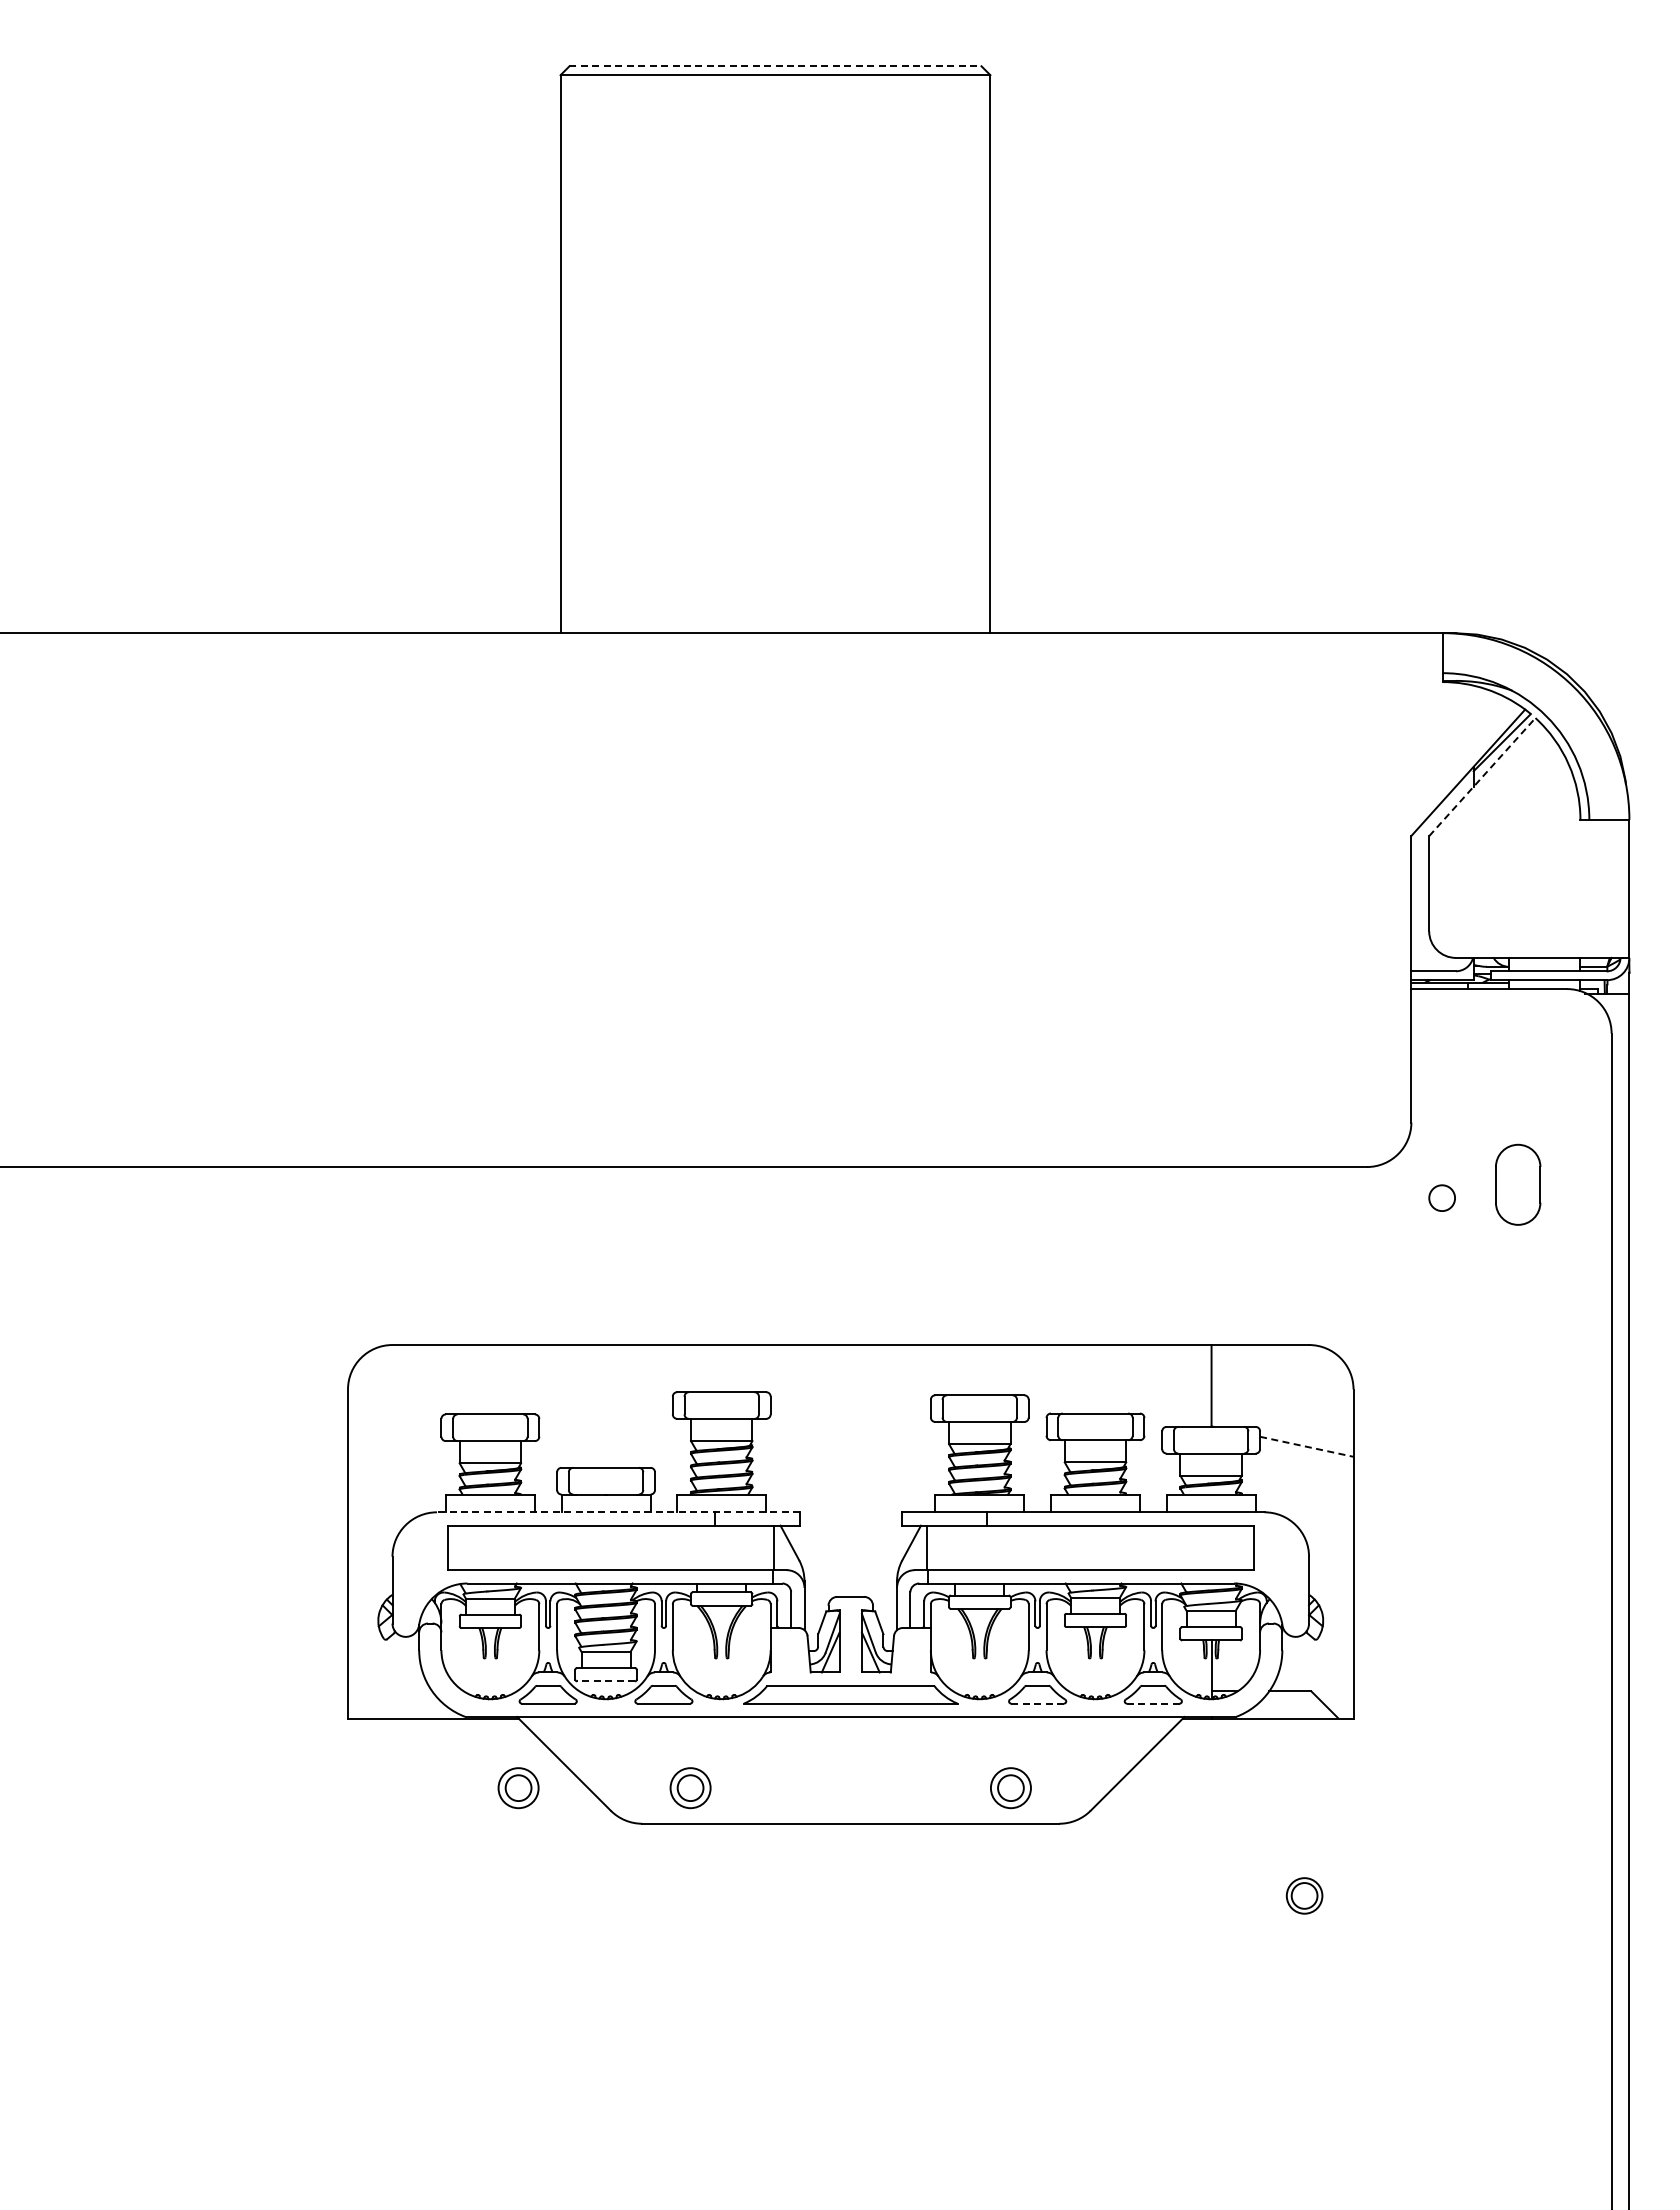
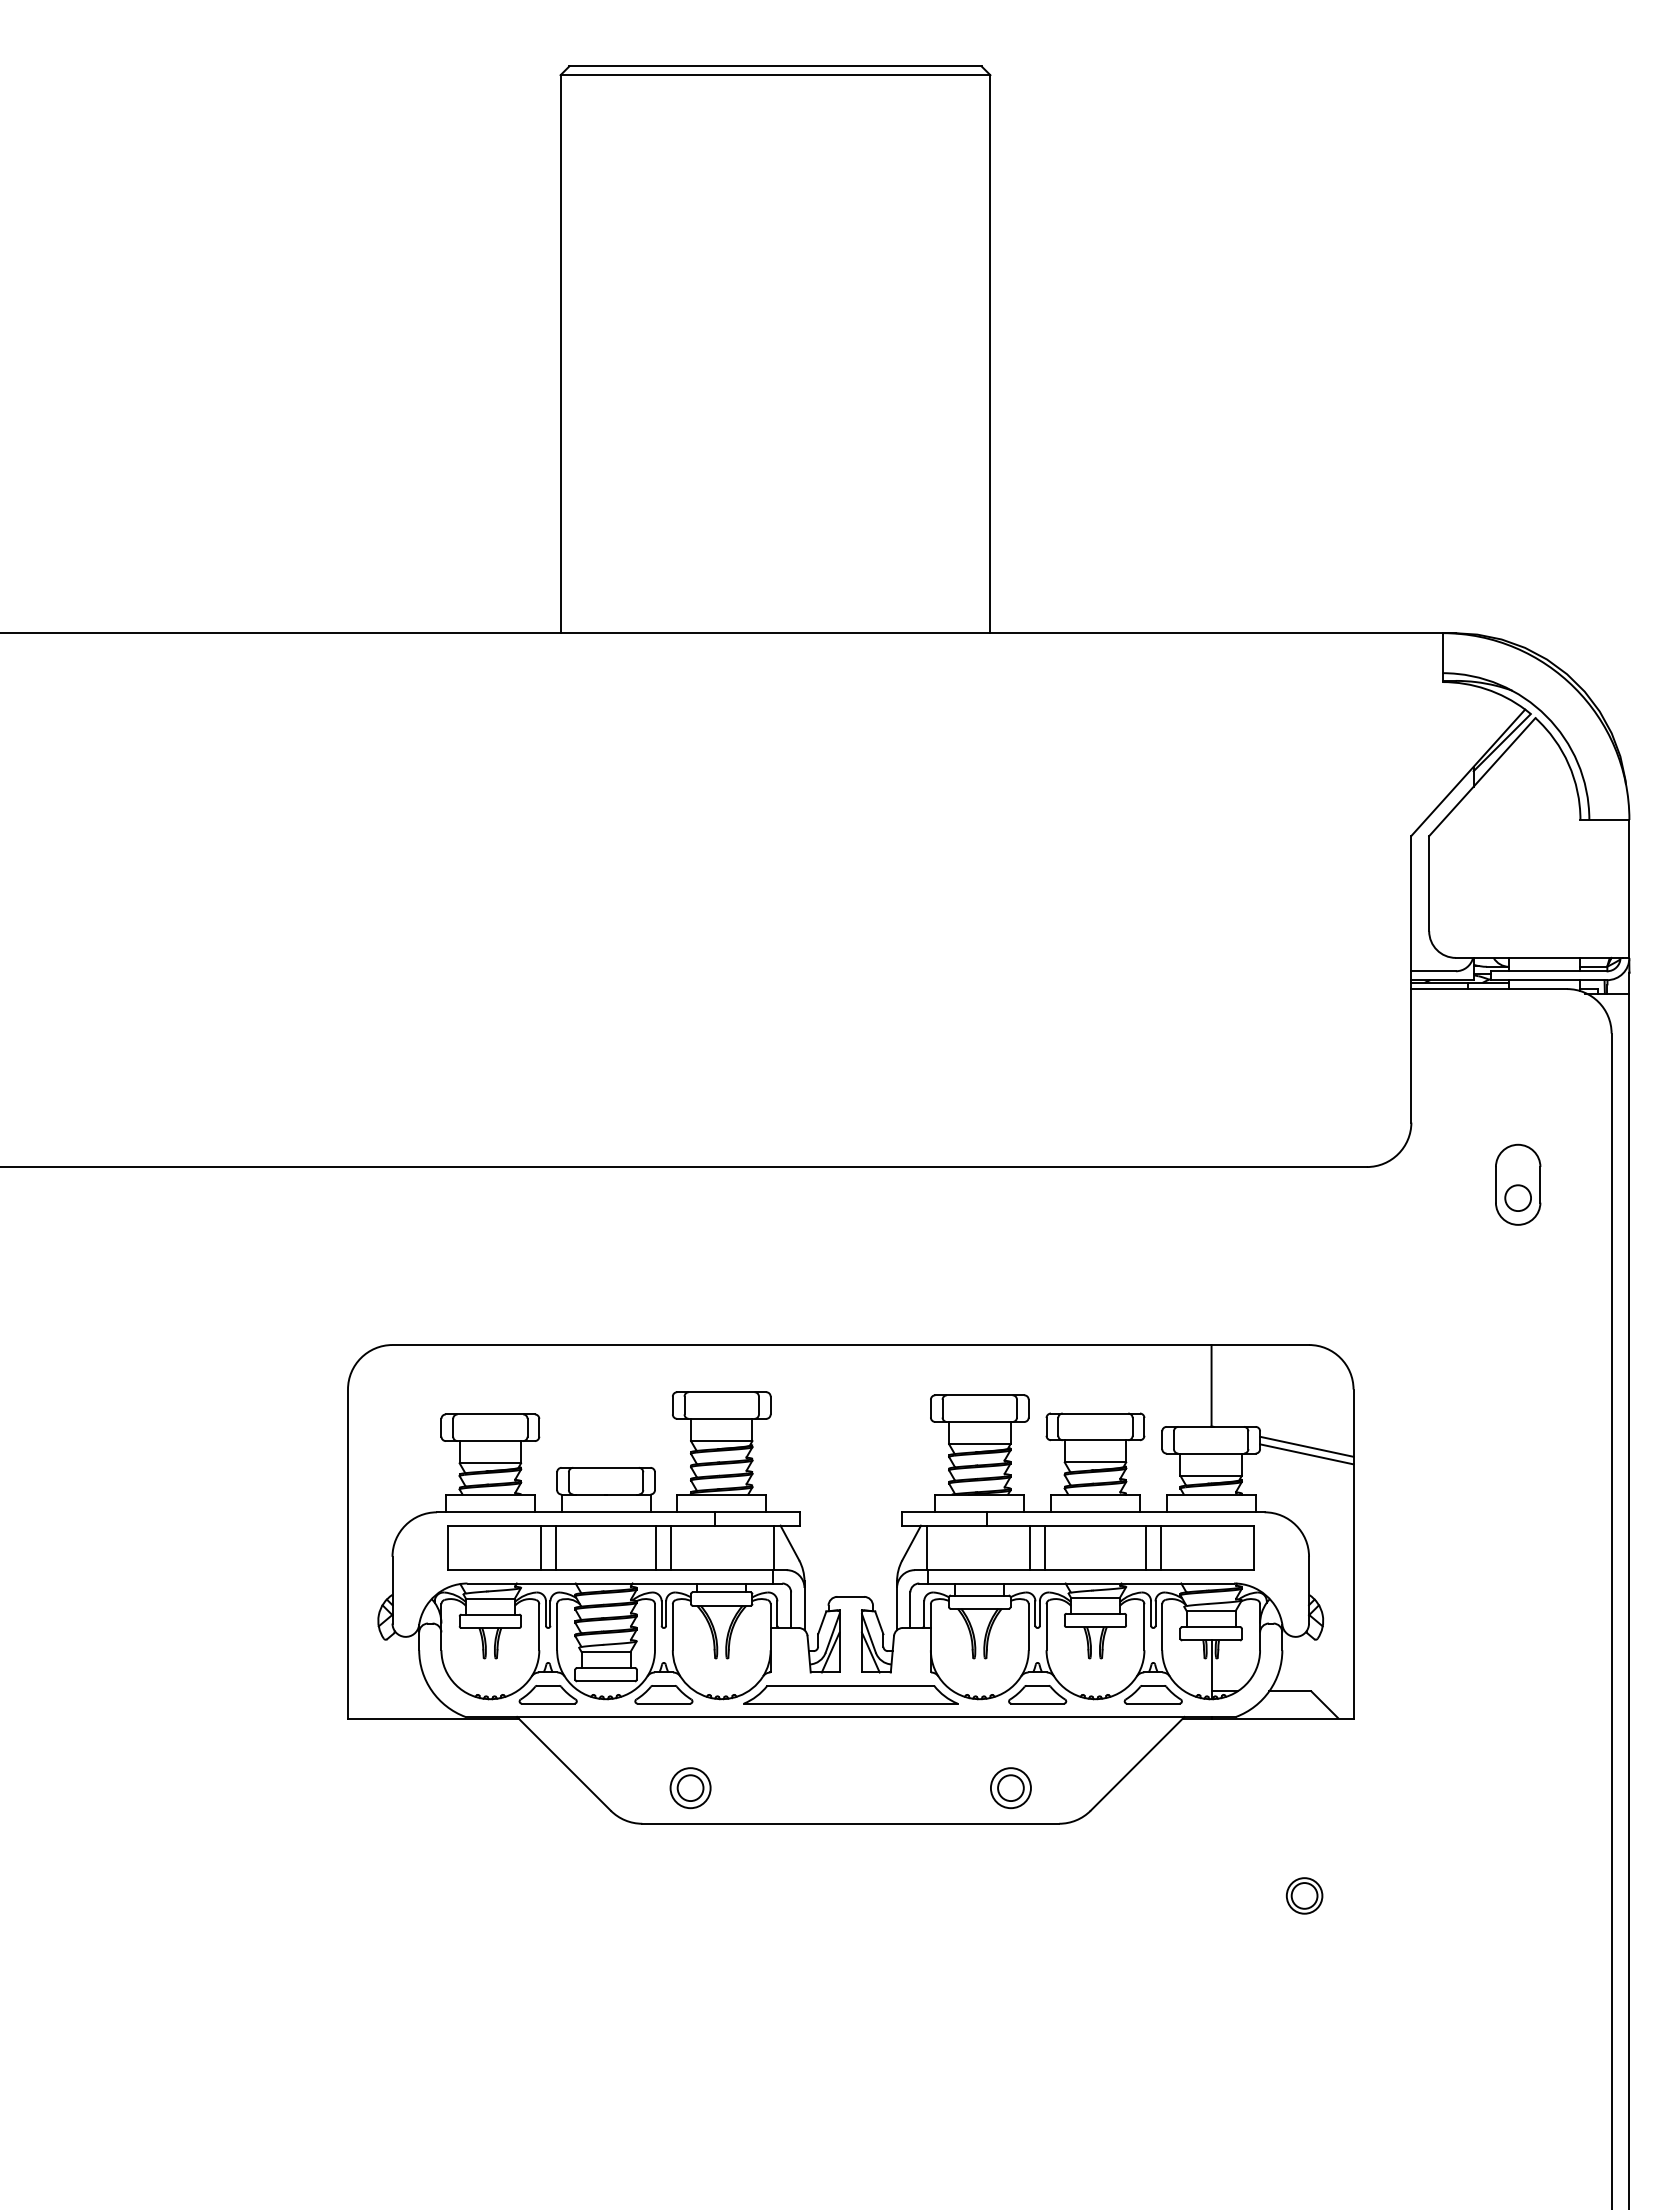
line: dashed -> solid (775, 66)
line: dashed -> solid (1482, 776)
circle position: (1441, 1197) -> (1517, 1197) (1517, 1197)
line: dashed -> solid (1306, 1446)
line: none -> present (1306, 1454)
line: dashed -> solid (618, 1512)
line: none -> present (540, 1547)
line: none -> present (555, 1547)
line: none -> present (656, 1547)
line: none -> present (671, 1547)
line: none -> present (1030, 1547)
line: none -> present (1045, 1547)
line: none -> present (1145, 1547)
line: none -> present (1160, 1547)
line: dashed -> solid (606, 1681)
line: dashed -> solid (1038, 1703)
line: dashed -> solid (1153, 1703)
part: present -> none (518, 1788)
